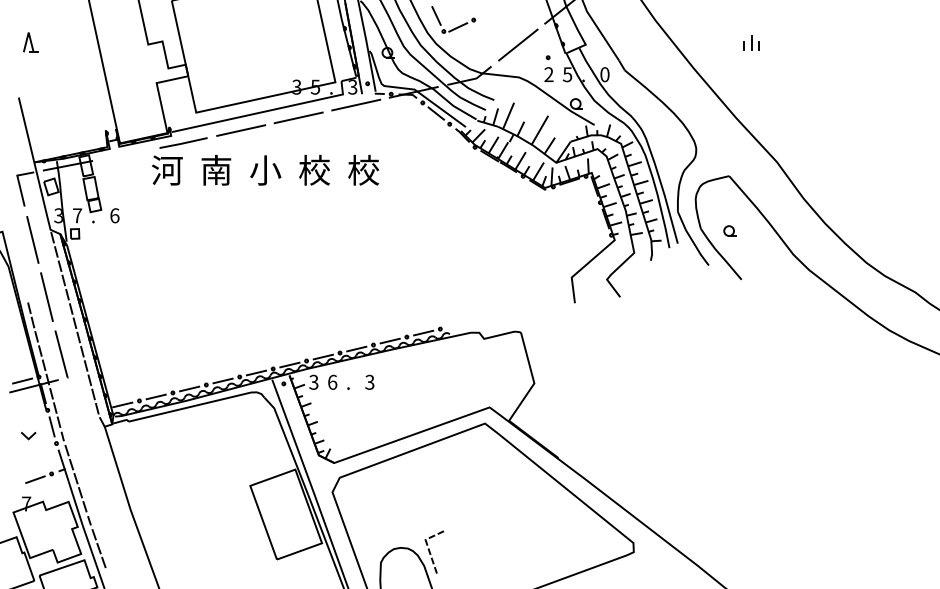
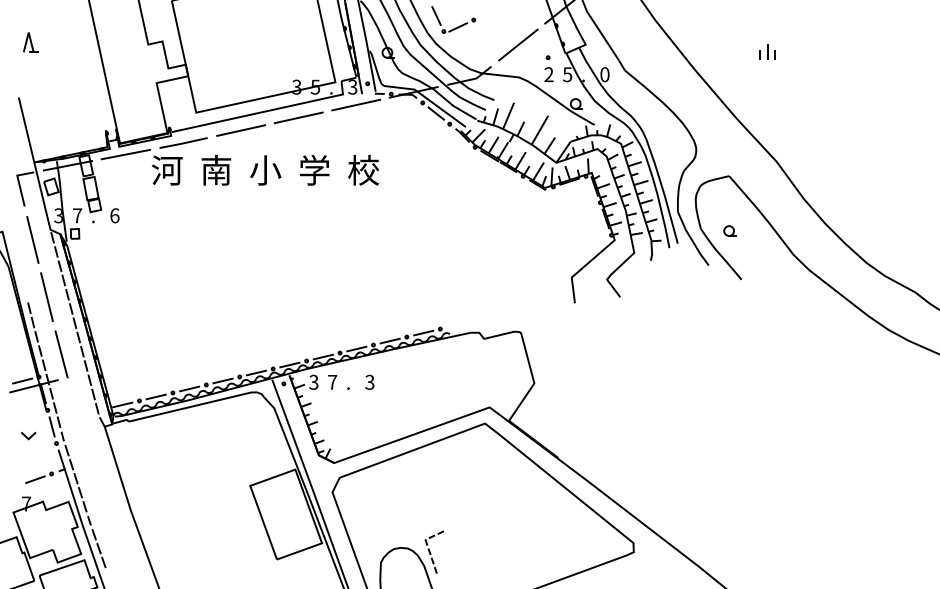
part position: (751, 42) -> (767, 51) (767, 51)
line: none -> present (125, 154)
text: 校 -> 学 (314, 169)
text: 6 -> 7 (332, 381)
